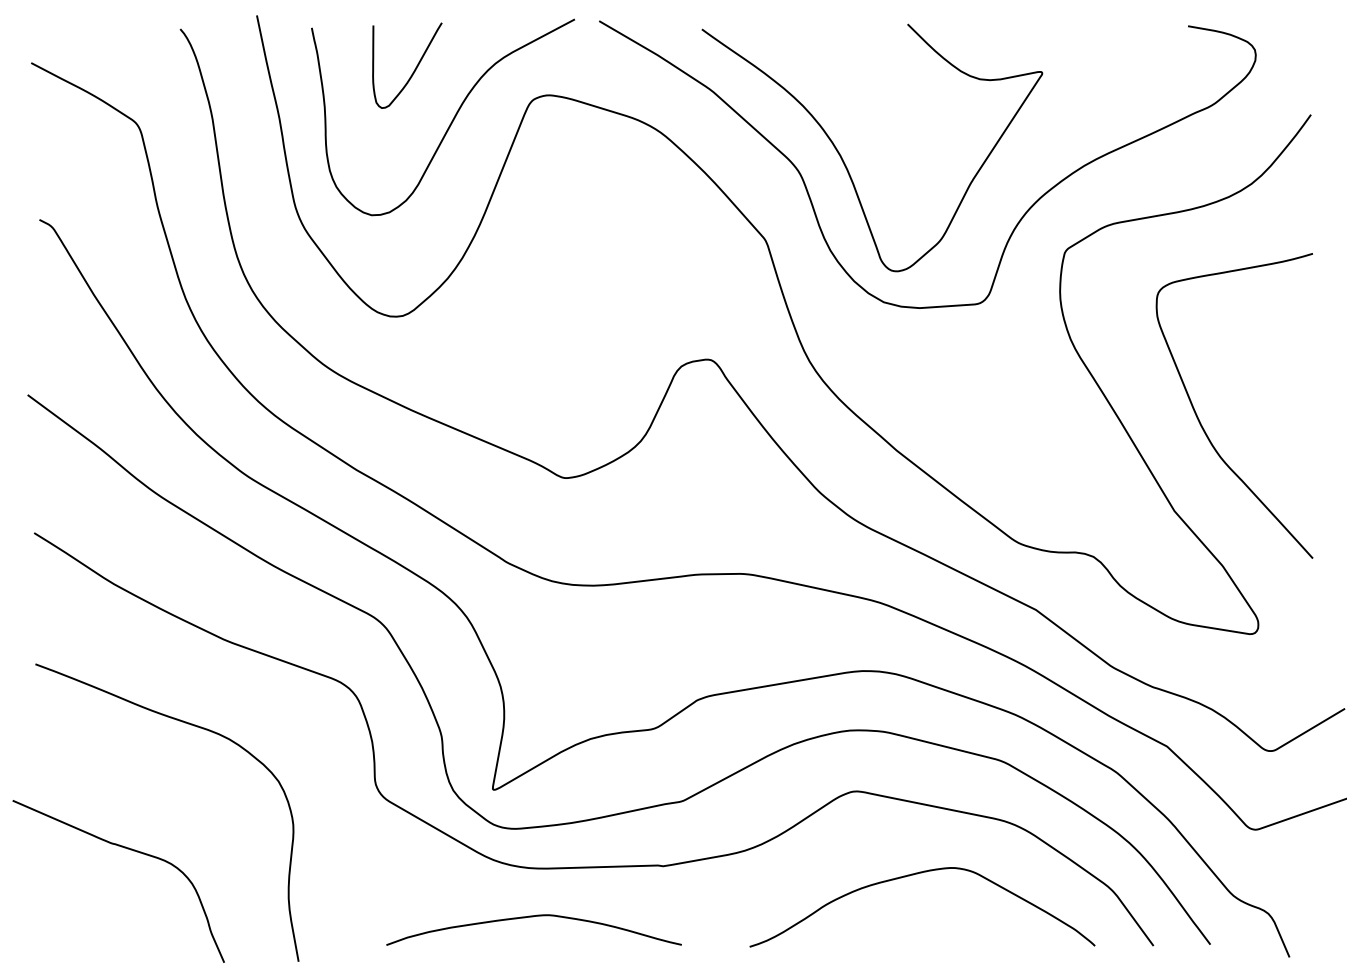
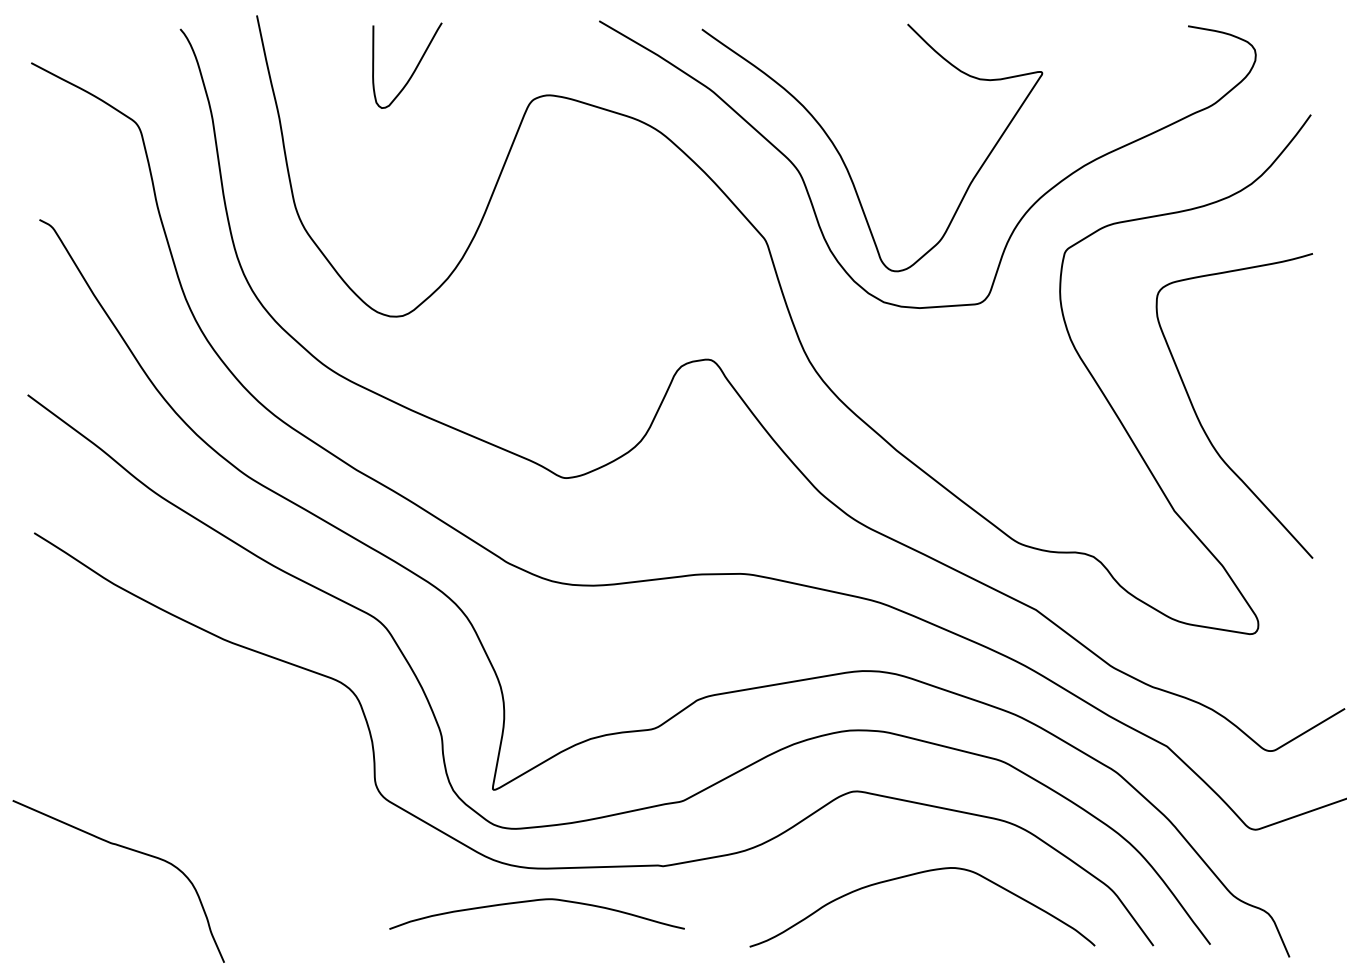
curve: present -> none (450, 122)
curve: present -> none (194, 726)
curve position: (533, 917) -> (536, 901) (536, 901)
